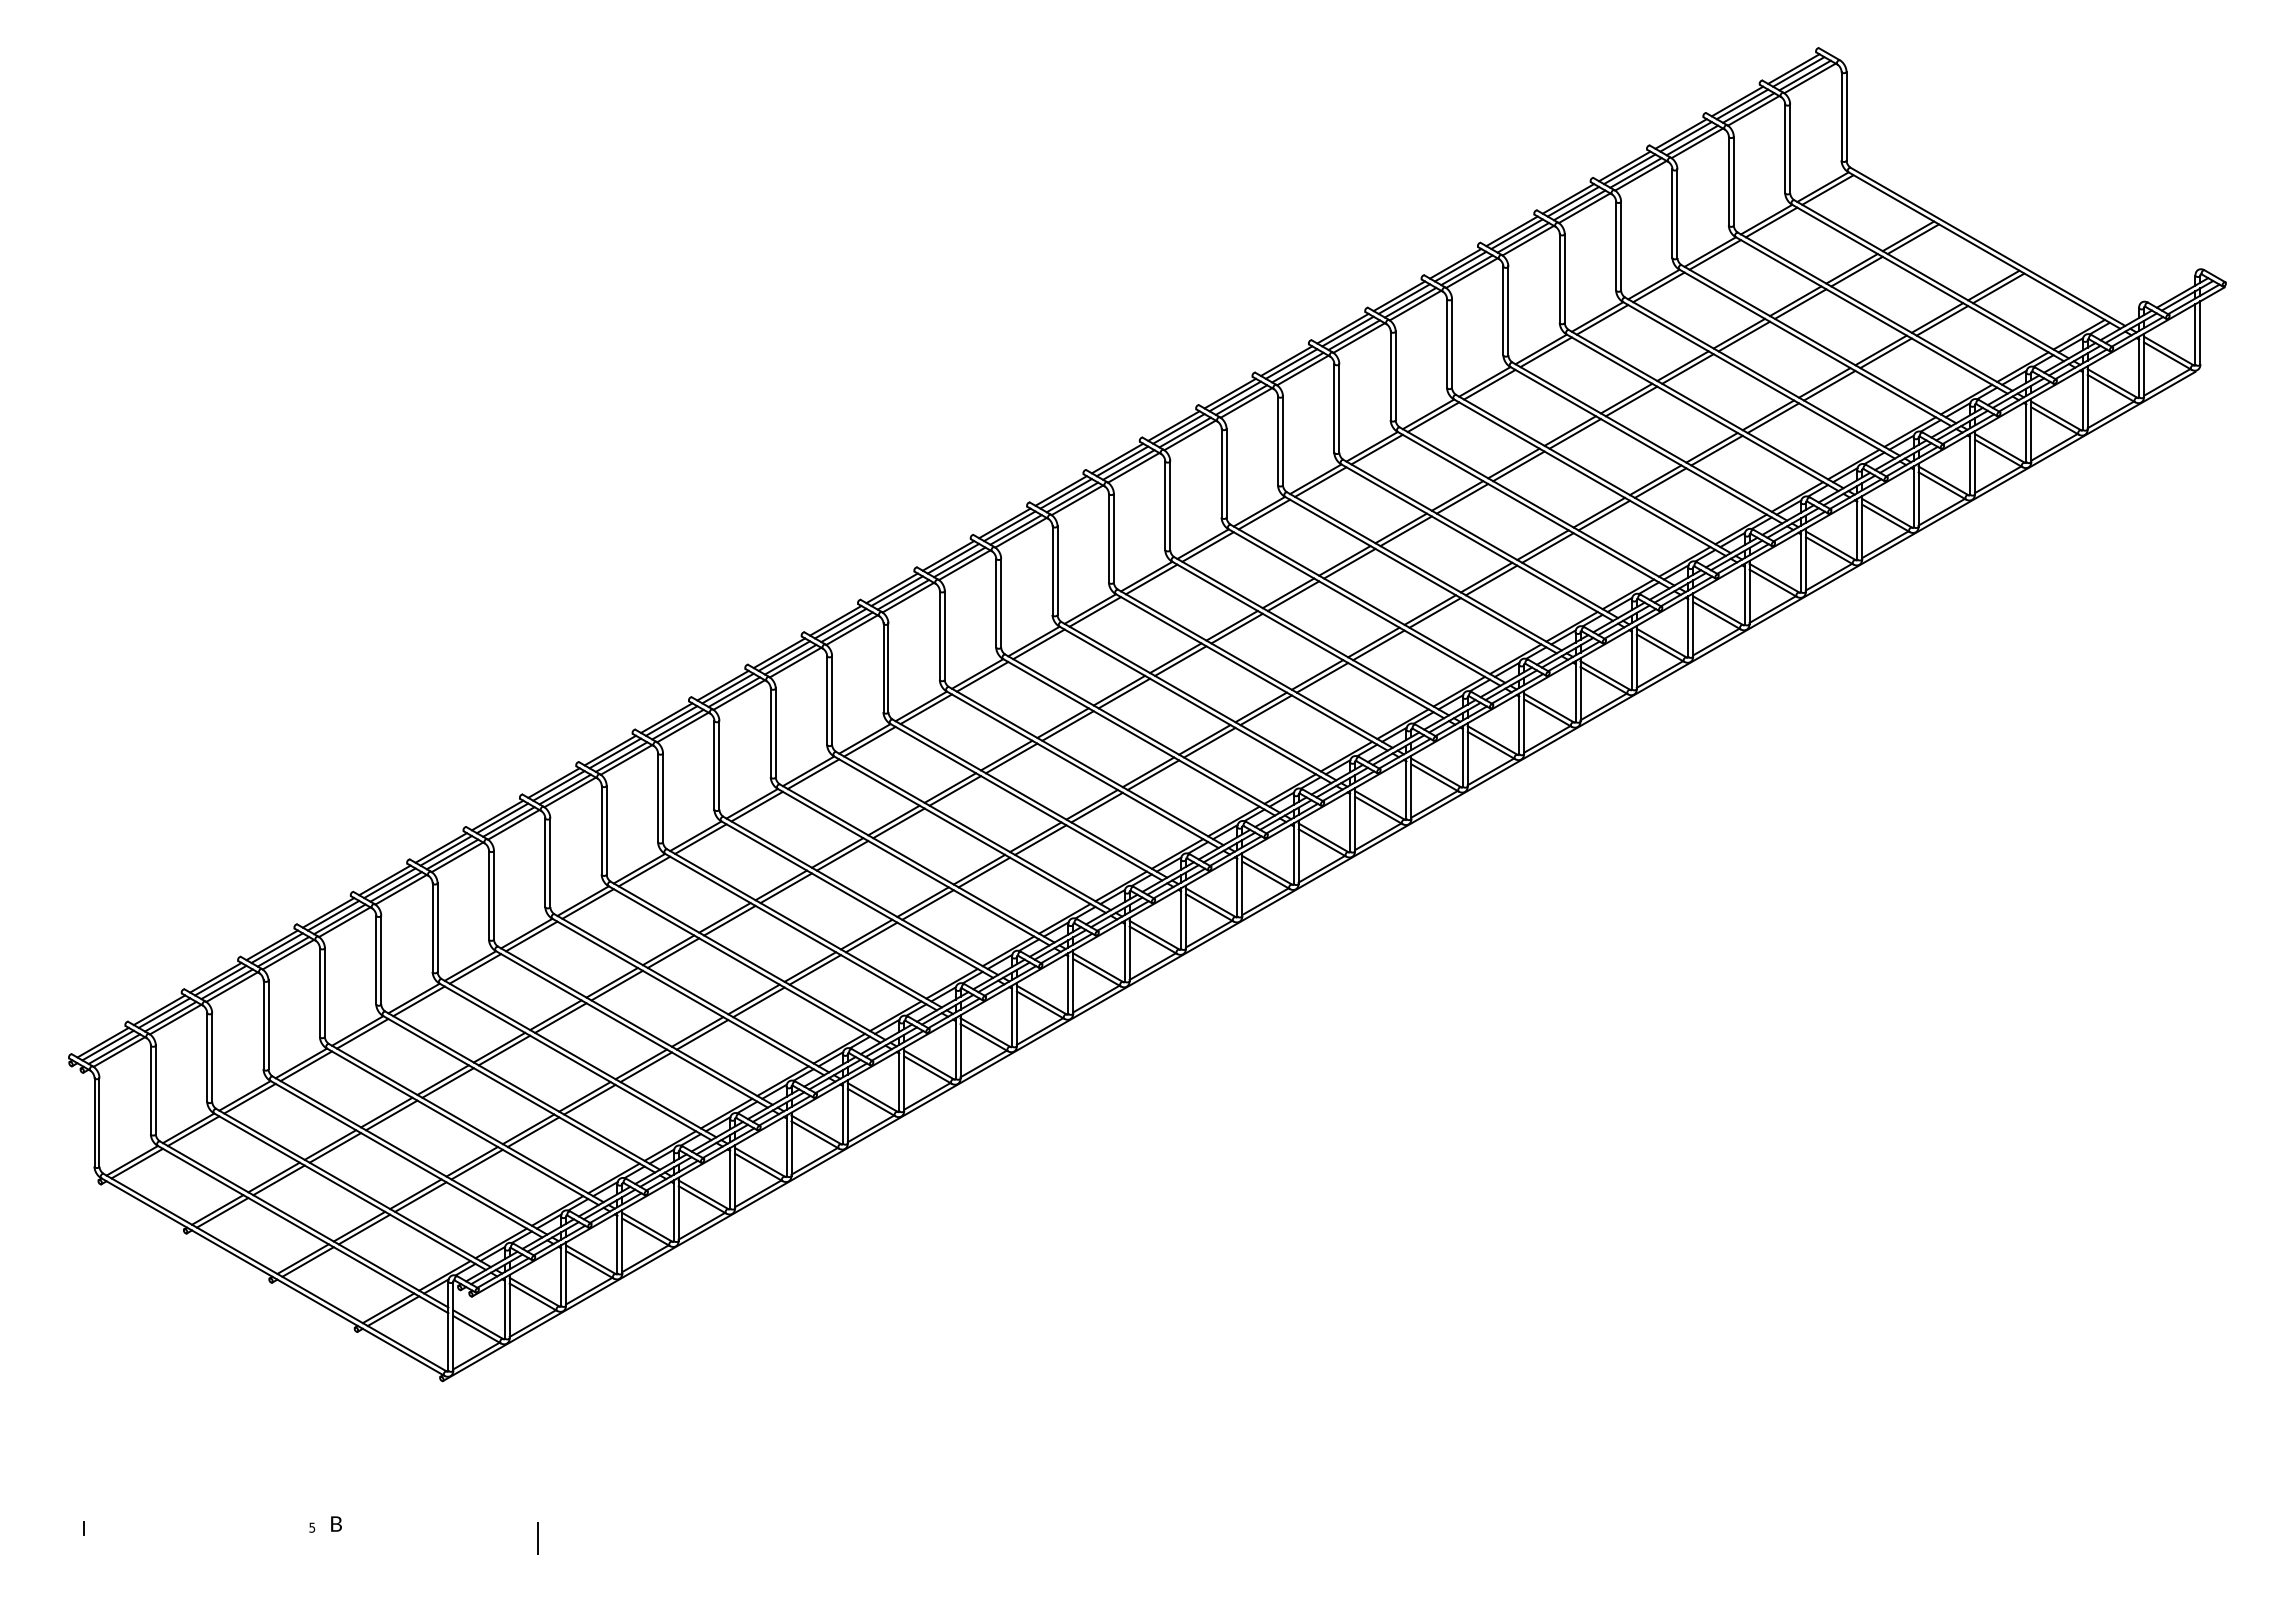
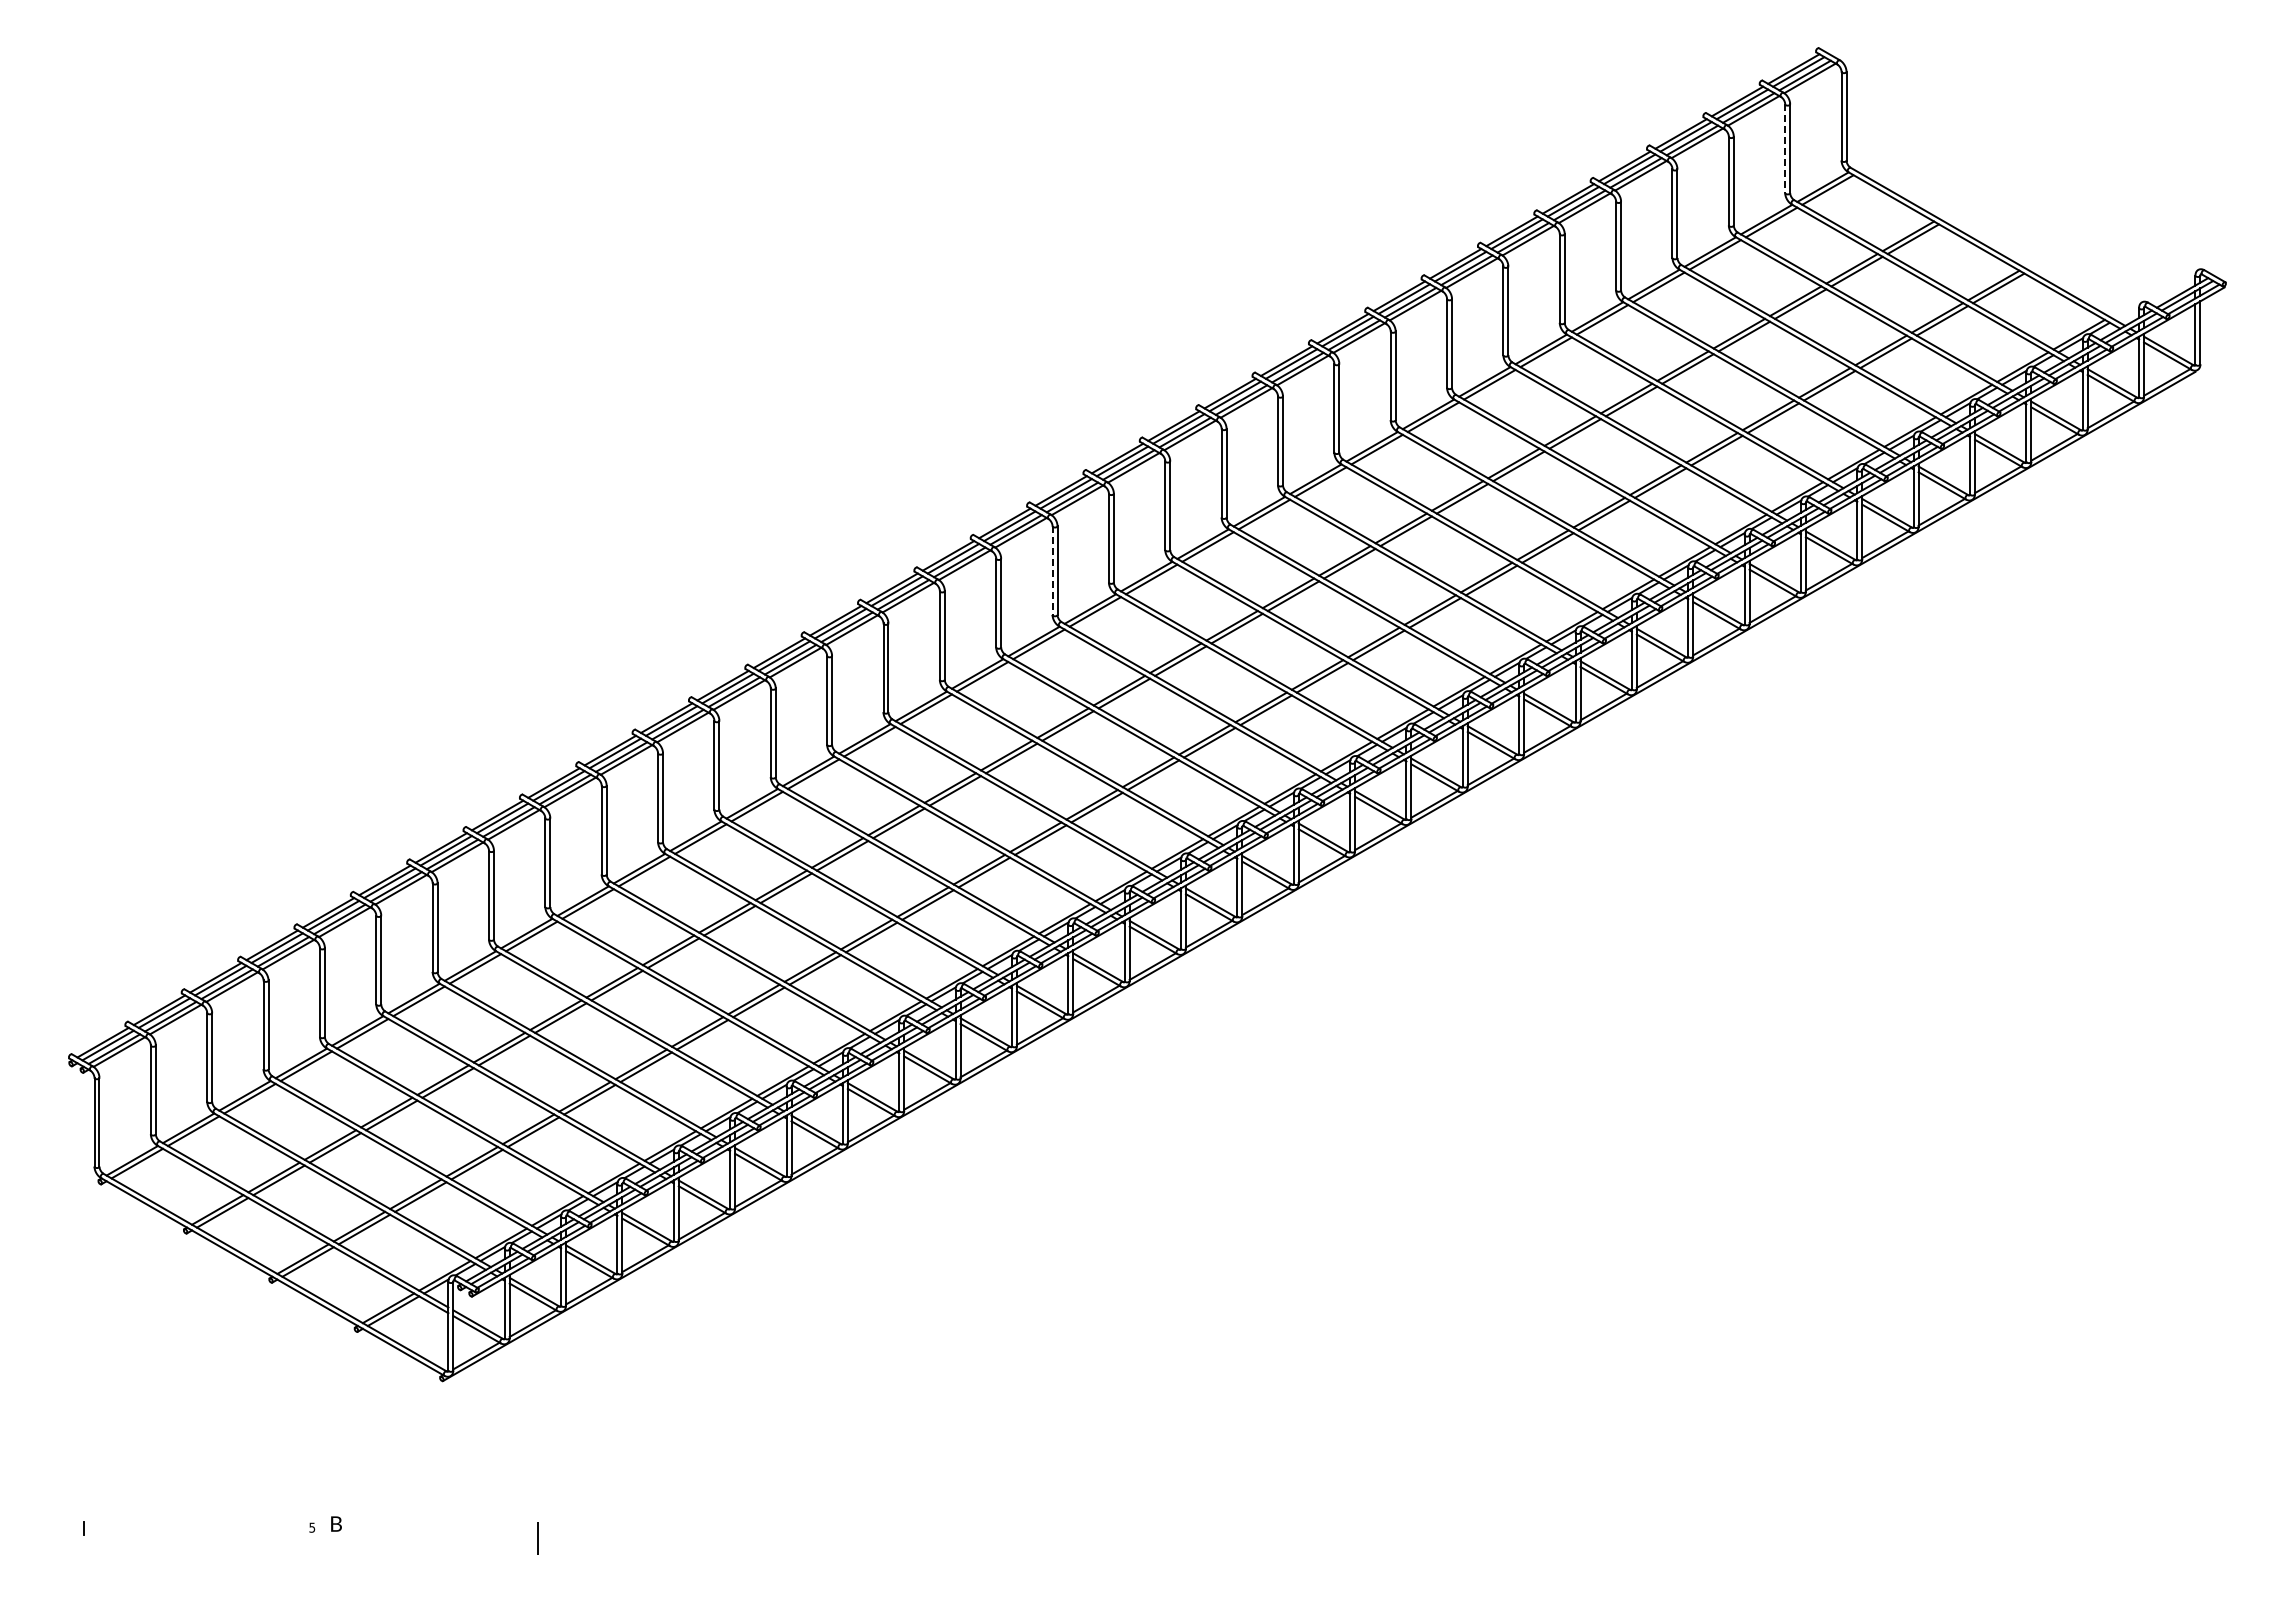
line: solid -> dashed (1785, 149)
line: solid -> dashed (1052, 571)
